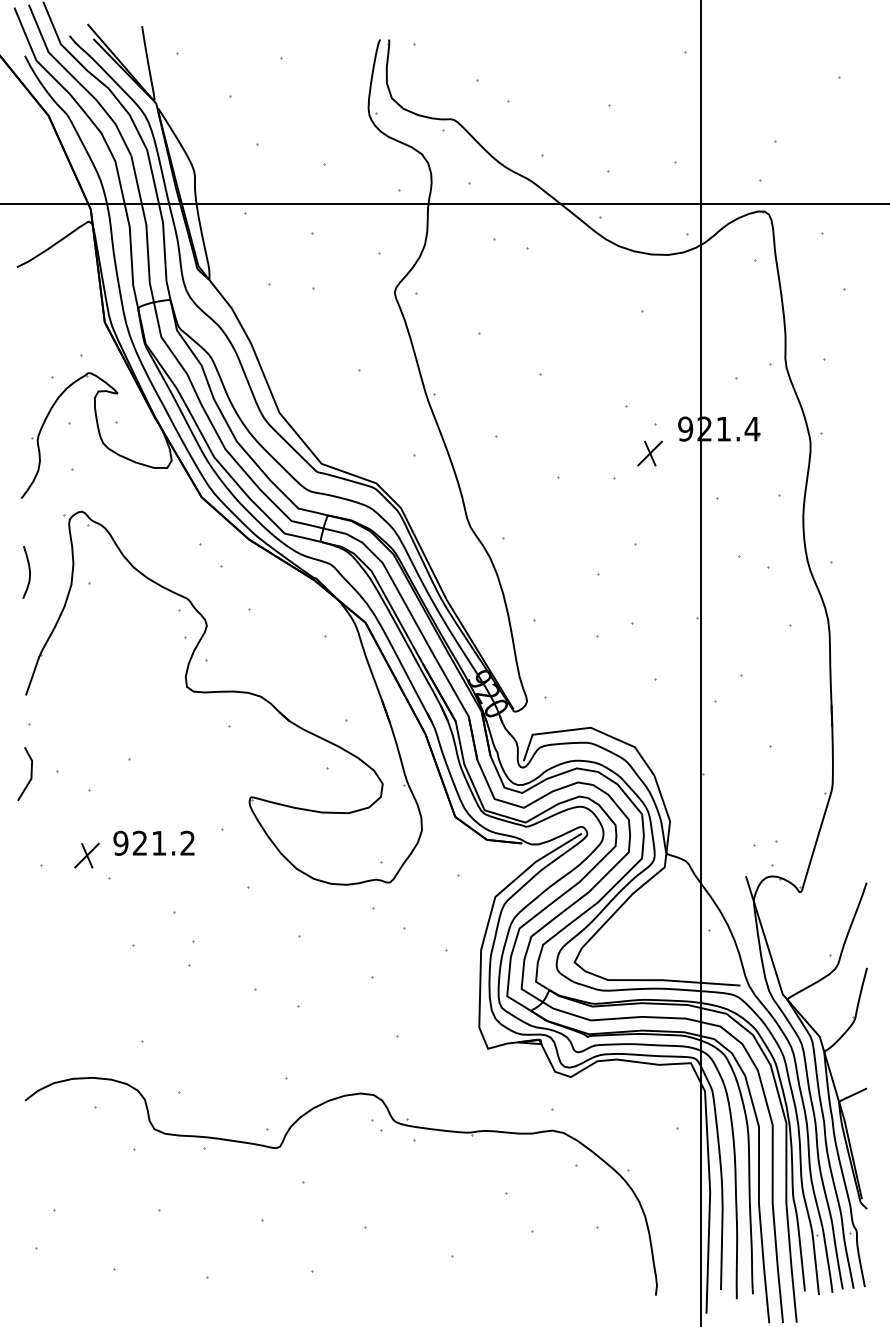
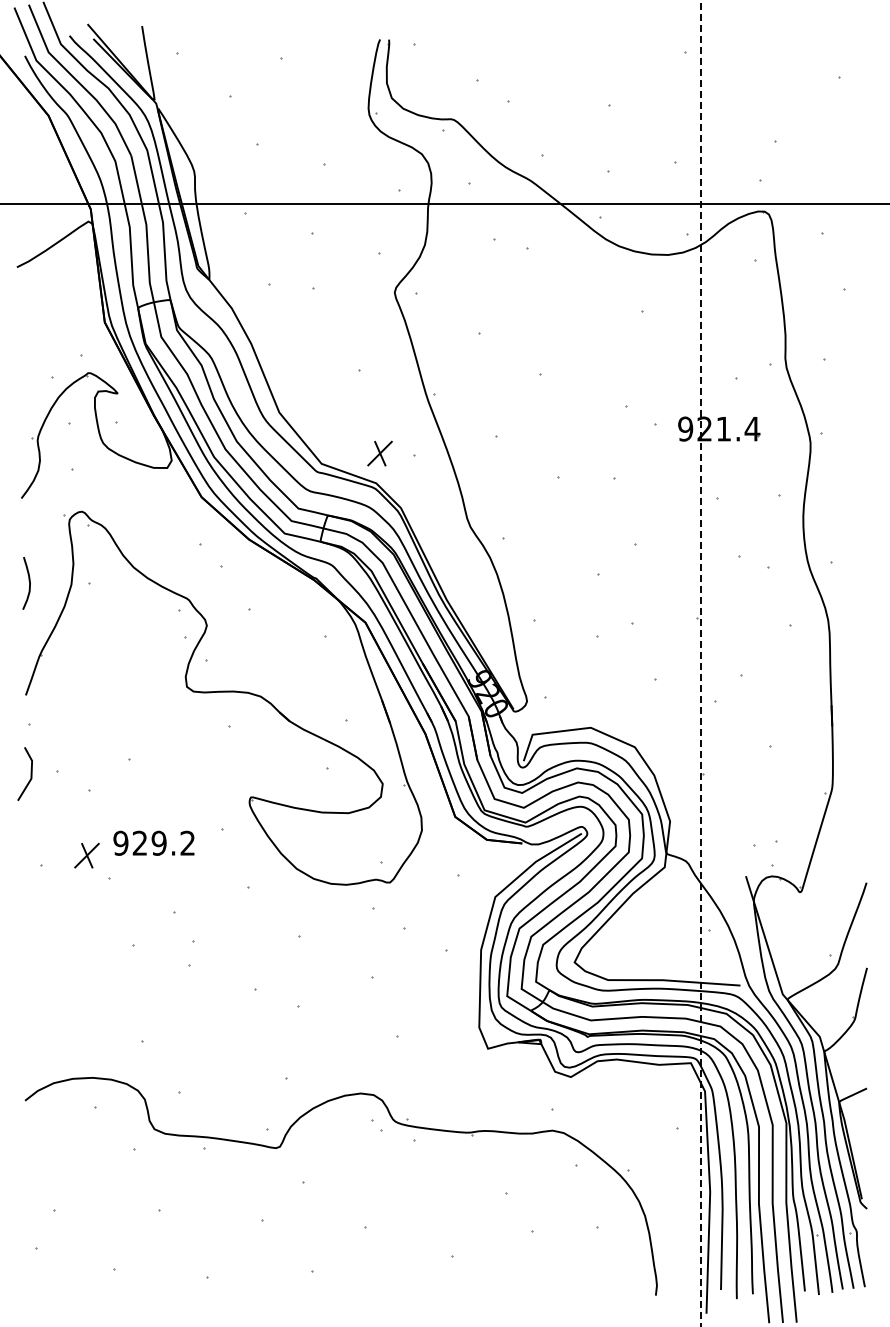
part position: (649, 453) -> (379, 453) (379, 453)
curve position: (28, 570) -> (28, 581) (28, 581)
line: solid -> dashed (700, 663)
text: 921.2 -> 929.2 (158, 842)
